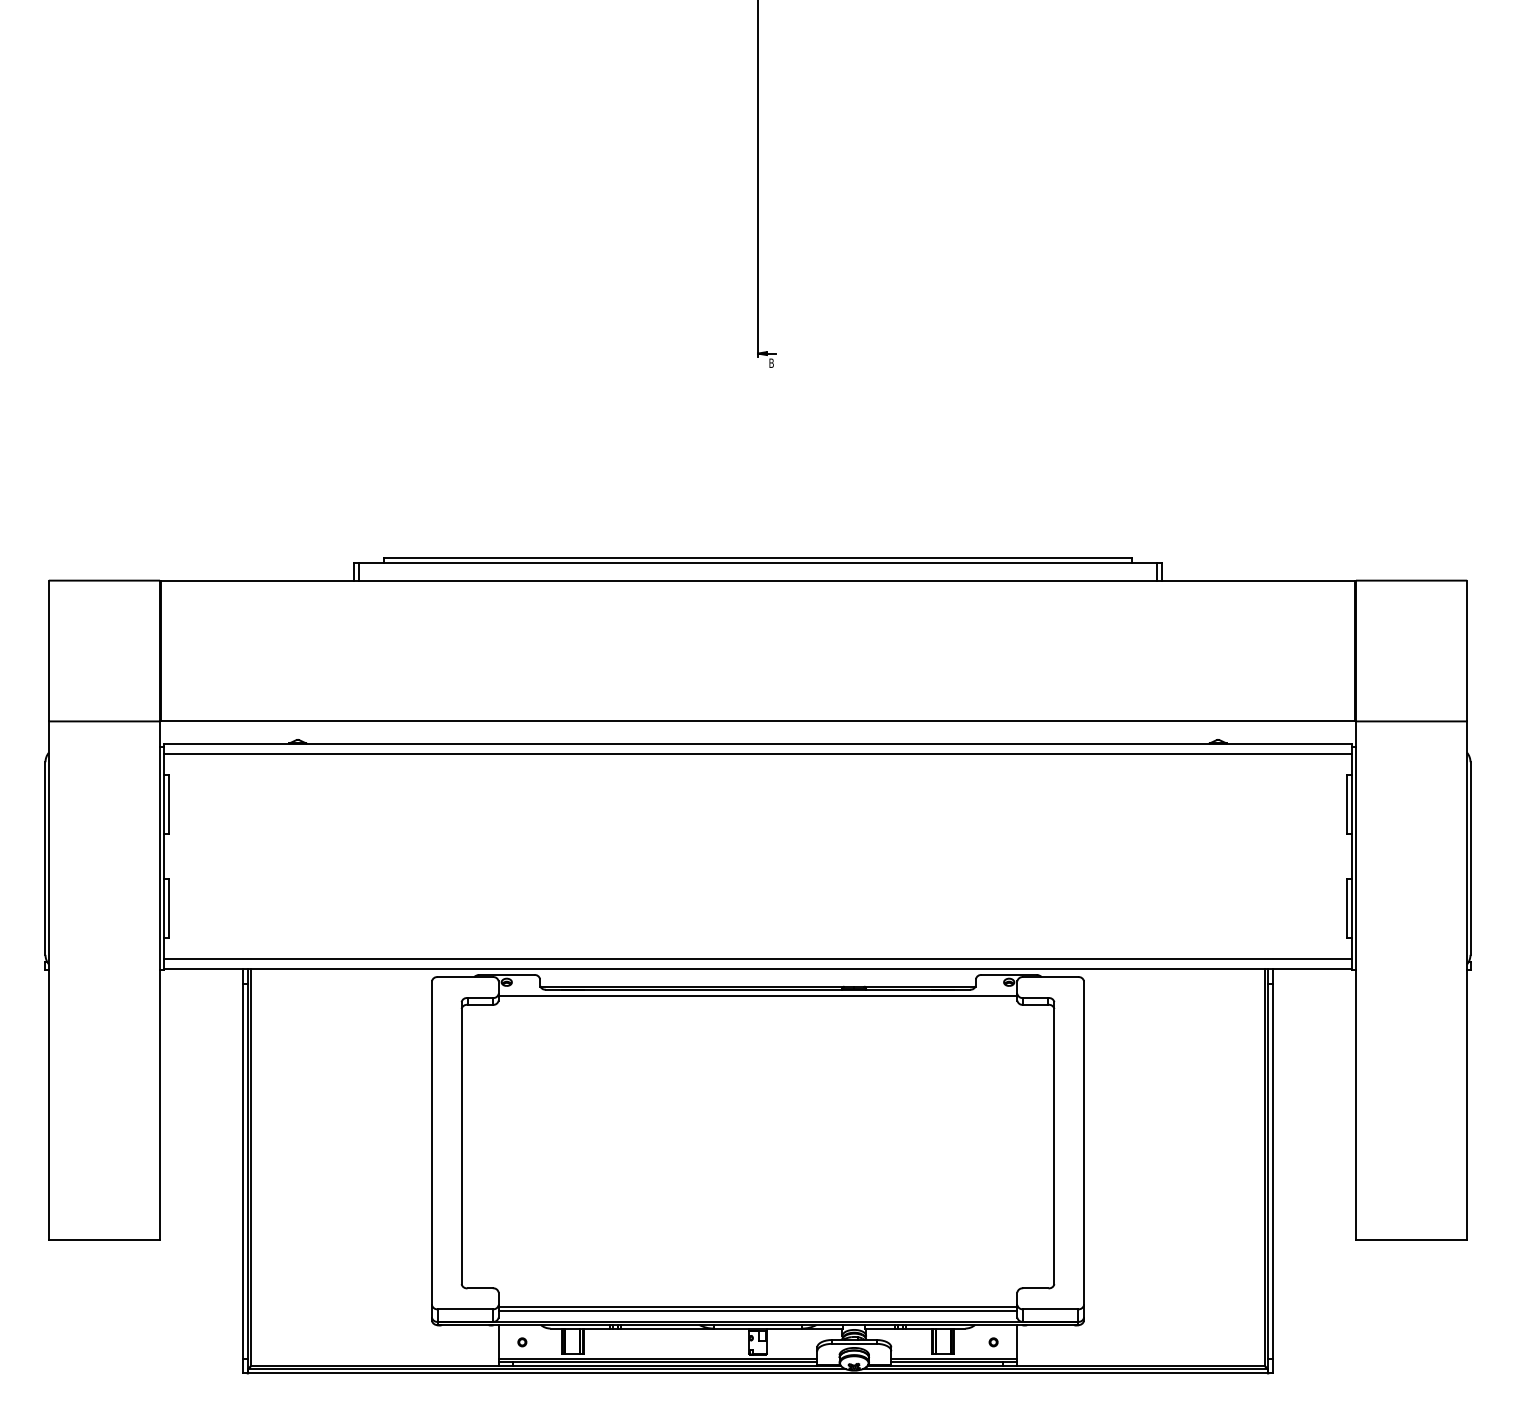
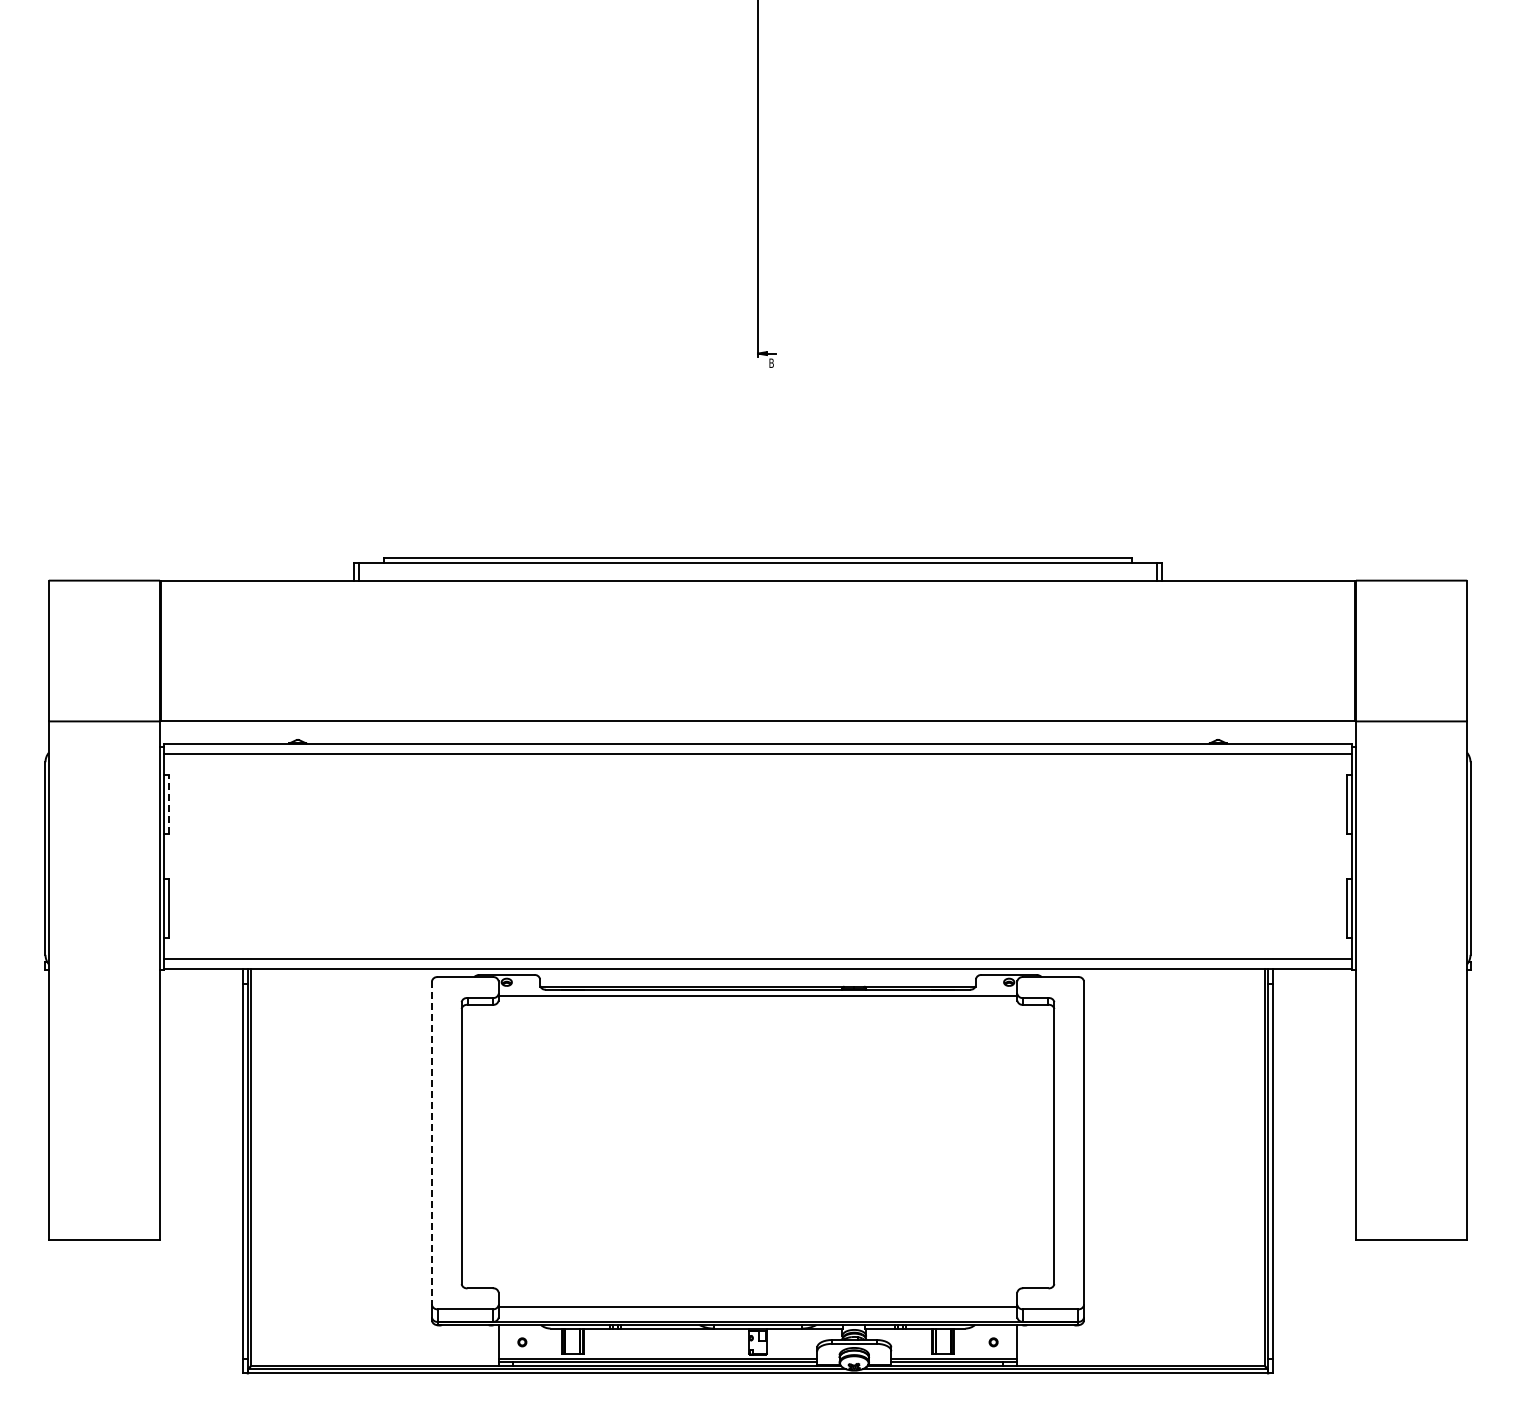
line: solid -> dashed (168, 804)
line: solid -> dashed (431, 1143)
line: present -> none (757, 1311)
